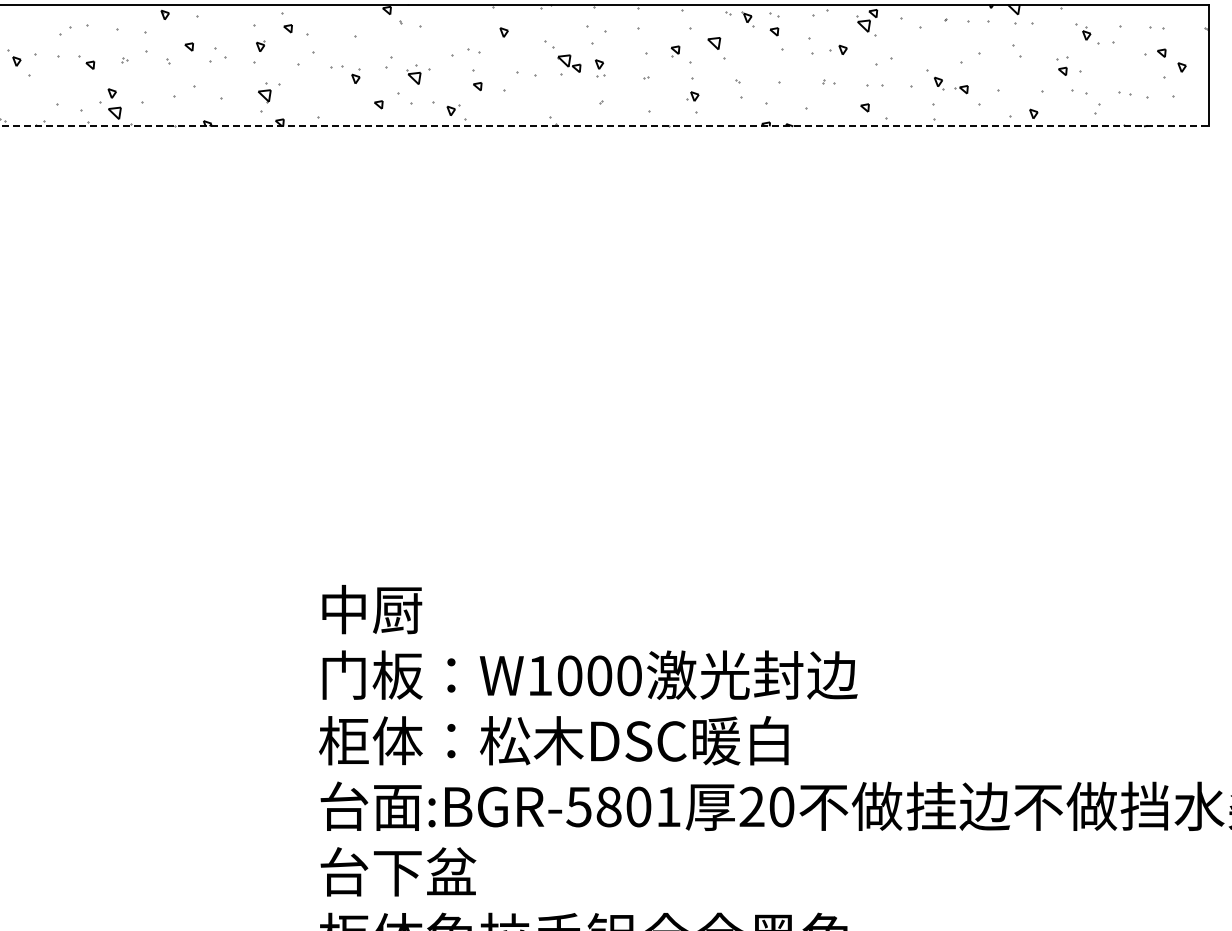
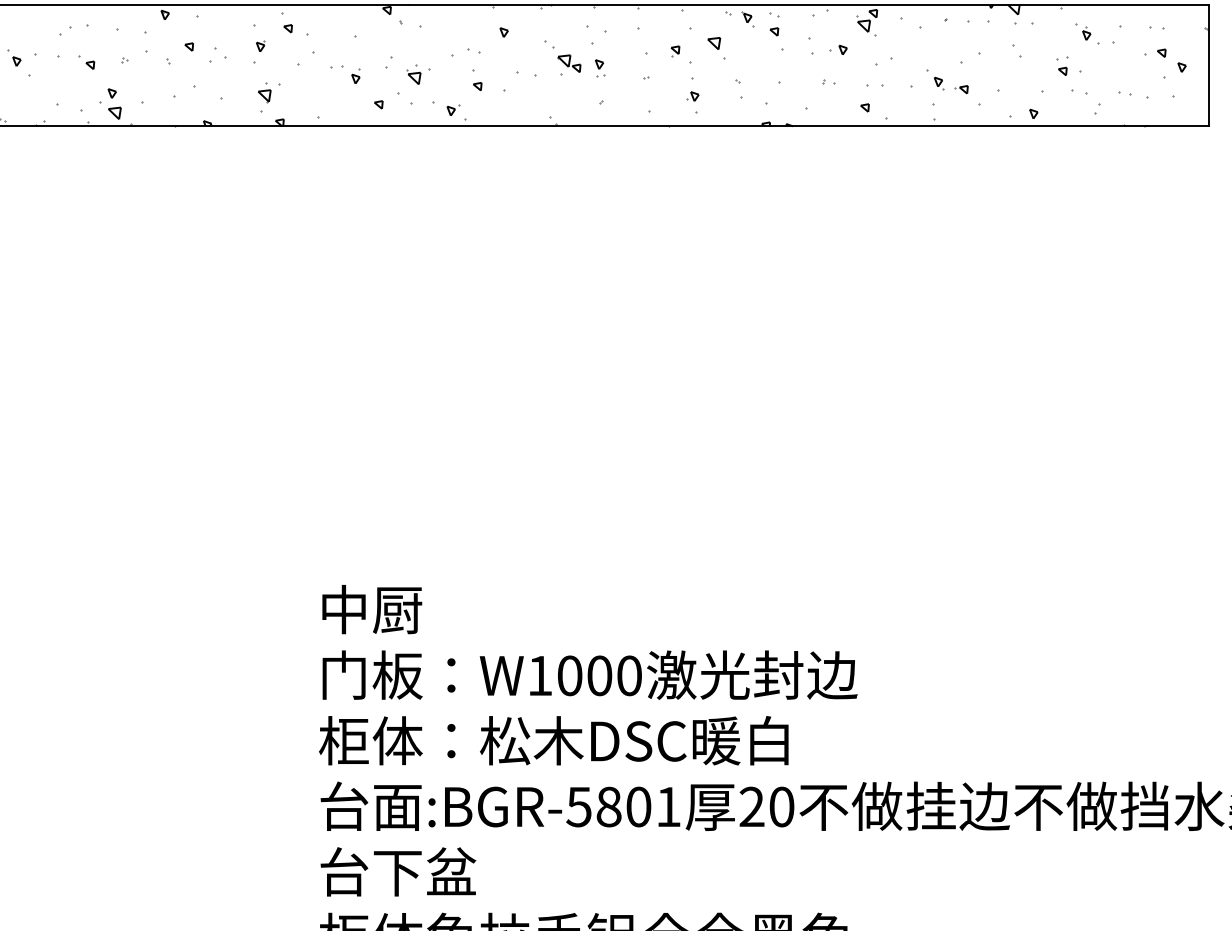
line: dashed -> solid (605, 126)
